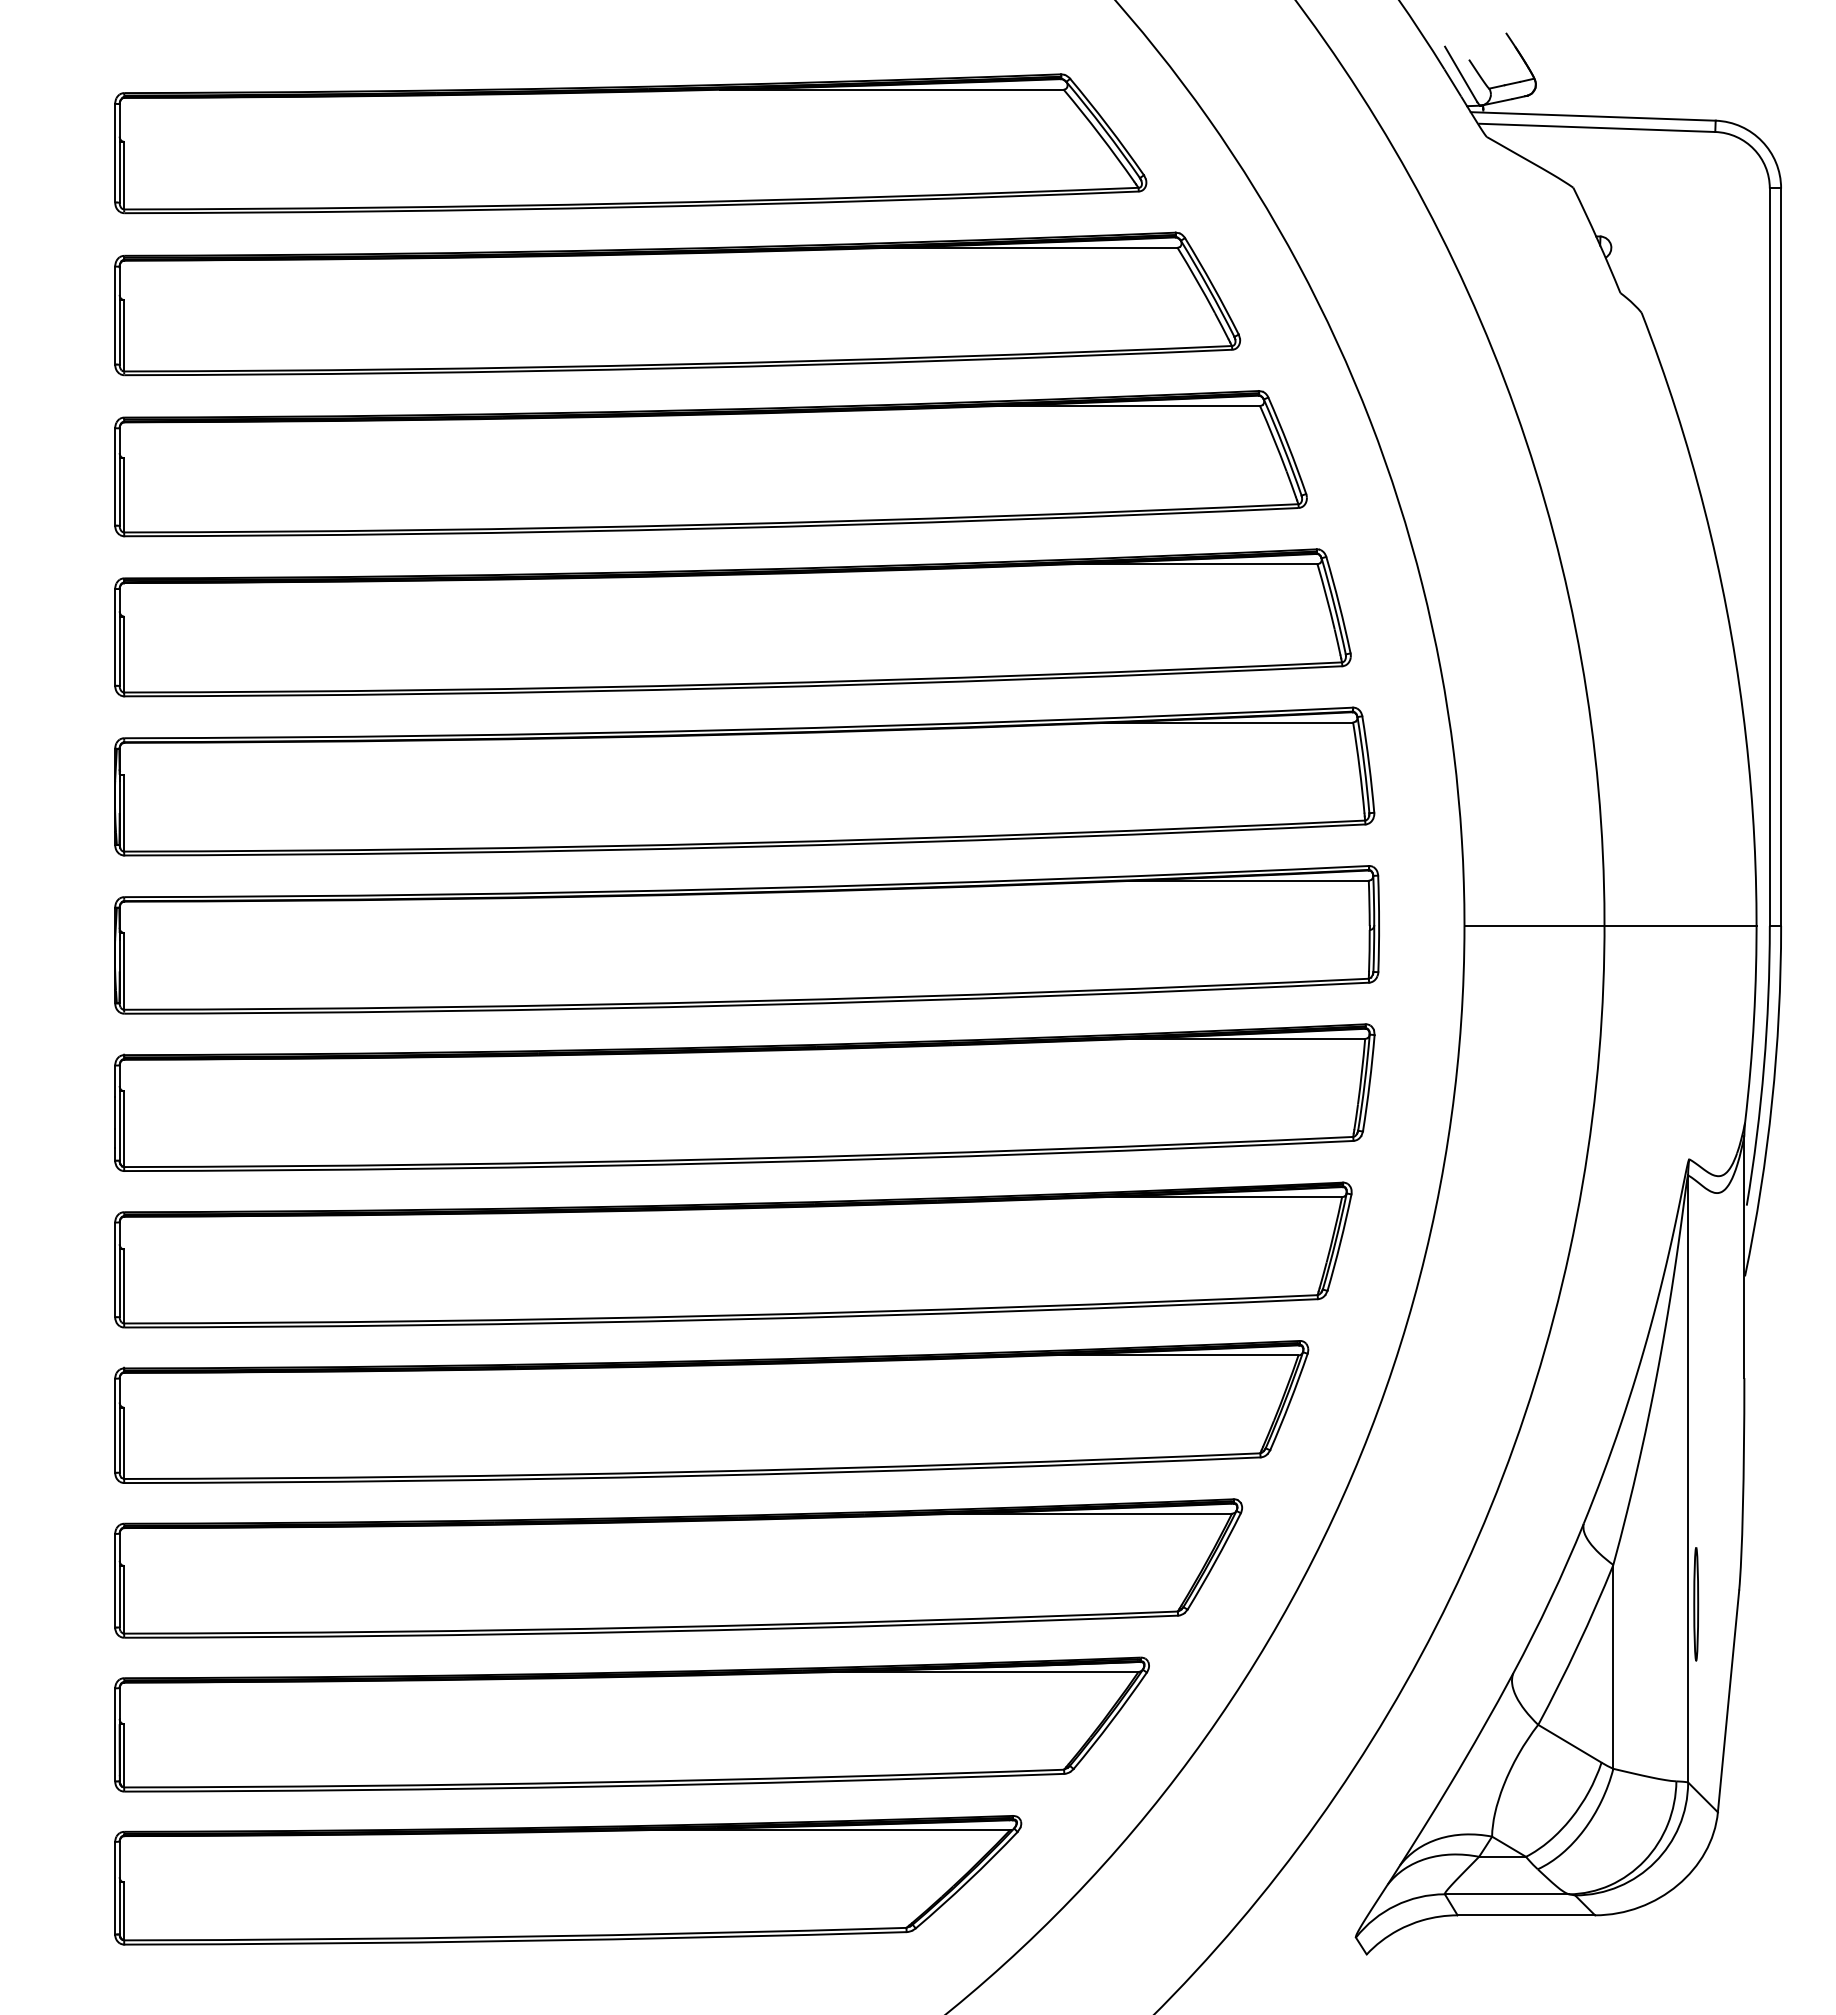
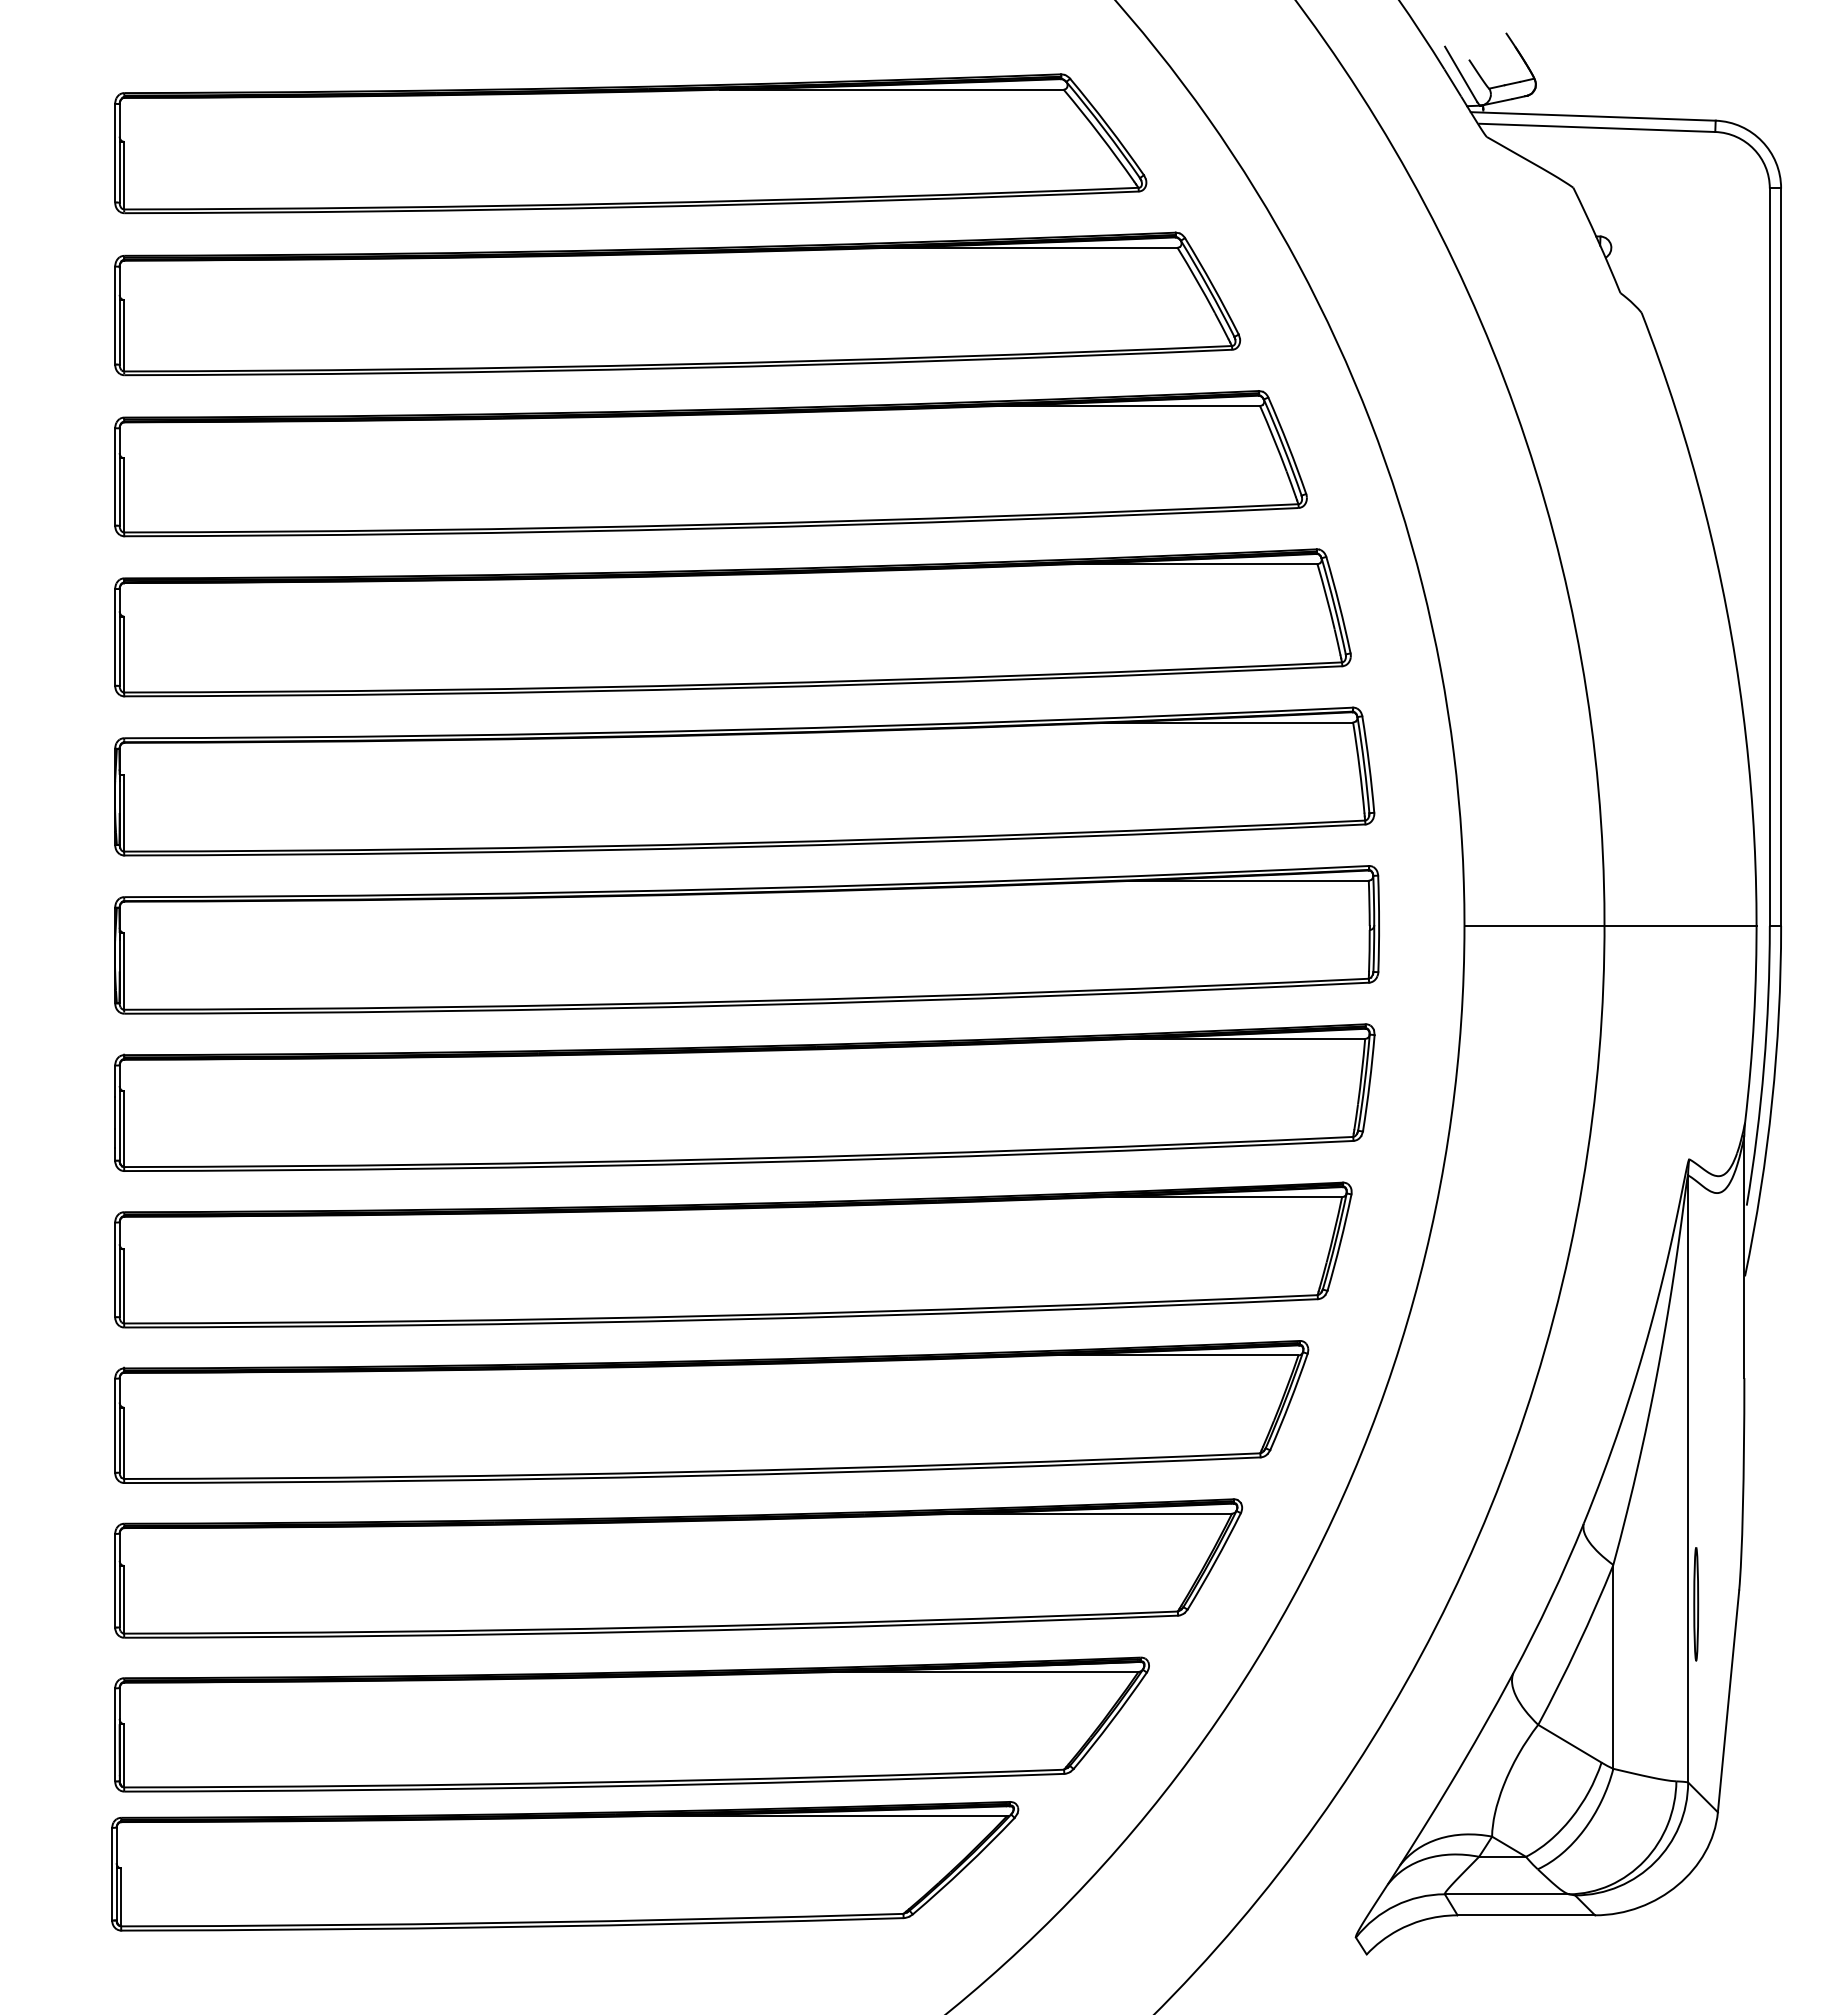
part position: (568, 1880) -> (565, 1866) (565, 1866)
